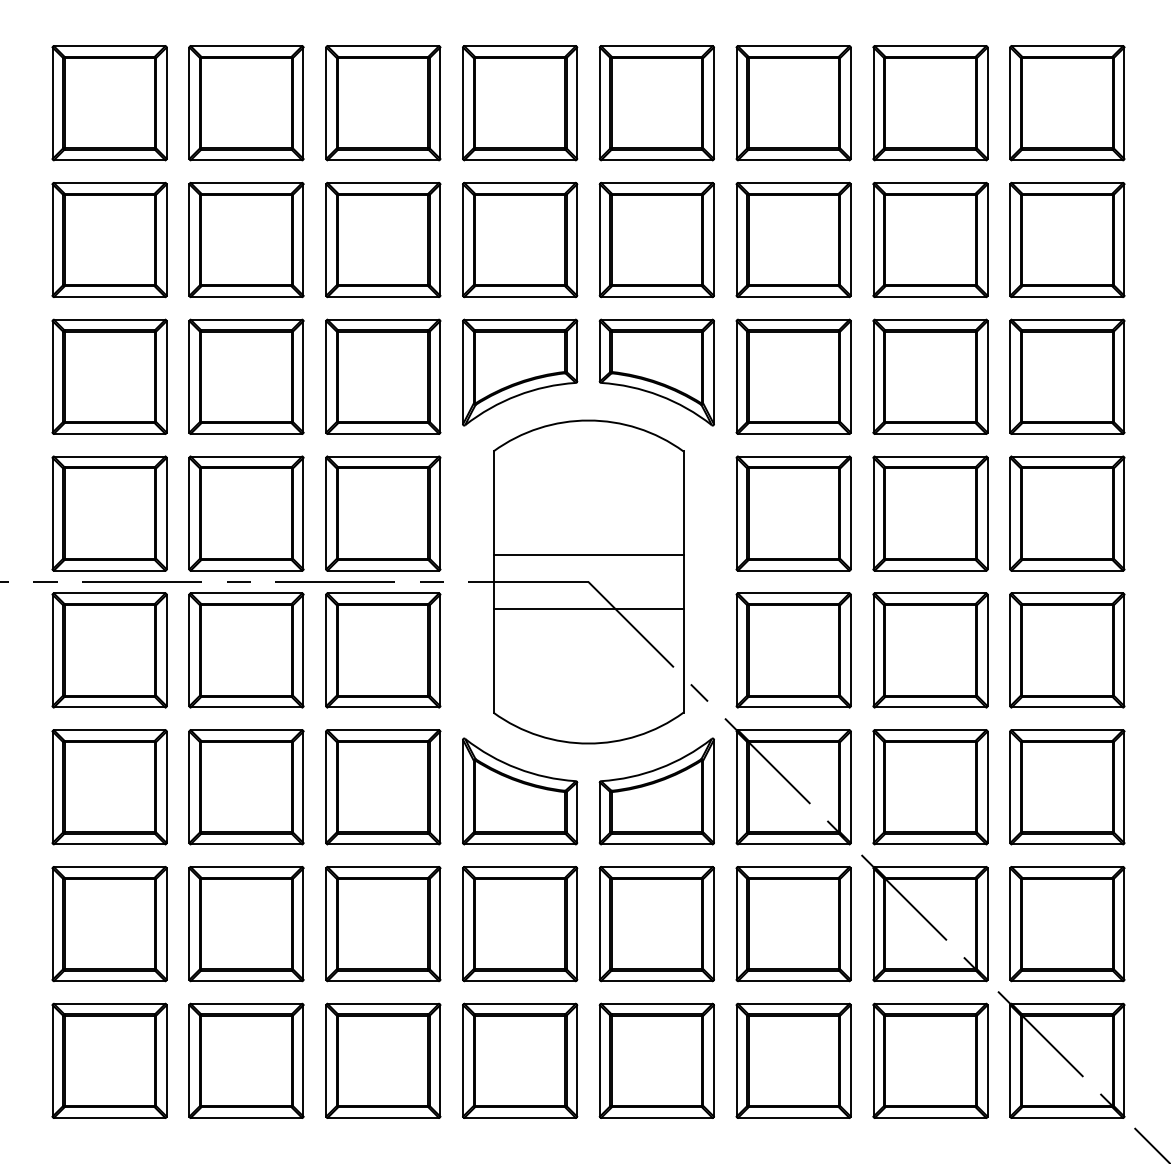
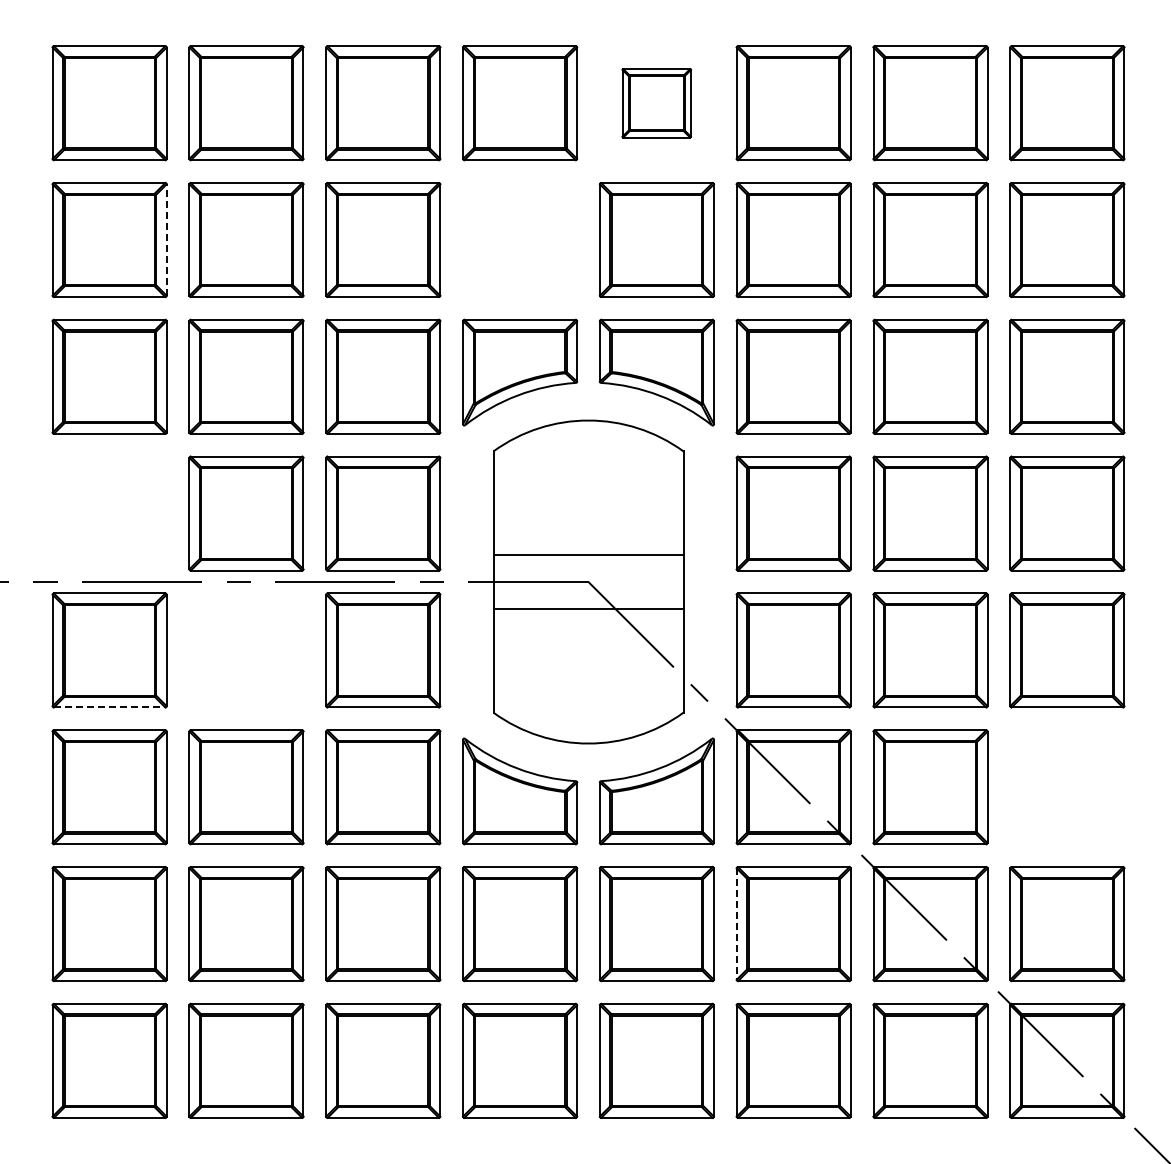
part size: 117x117 px -> 71x71 px (656, 103)
line: solid -> dashed (166, 240)
part: present -> none (520, 240)
part: present -> none (109, 513)
part: present -> none (246, 650)
line: solid -> dashed (109, 707)
part: present -> none (1067, 787)
line: solid -> dashed (736, 924)
